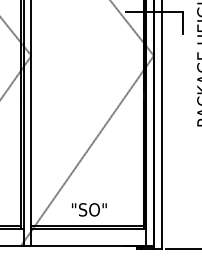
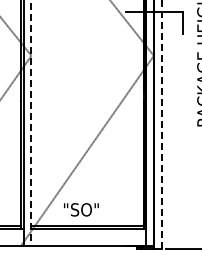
line: solid -> dashed (31, 123)
line: solid -> dashed (161, 124)
text position: (89, 209) -> (81, 209) (81, 209)
